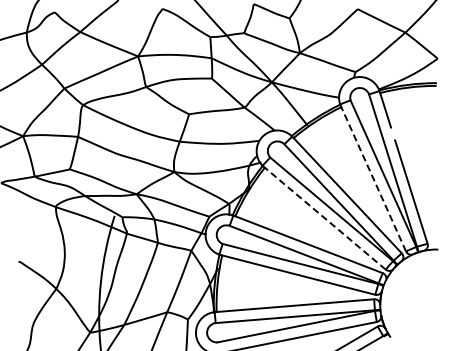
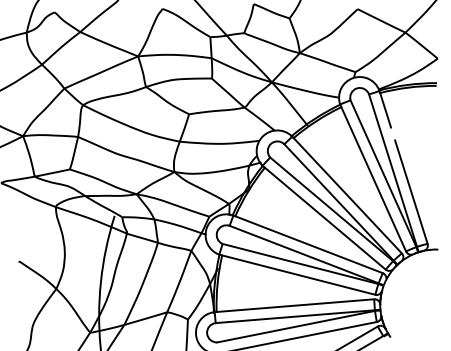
line: dashed -> solid (373, 178)
line: dashed -> solid (324, 218)
